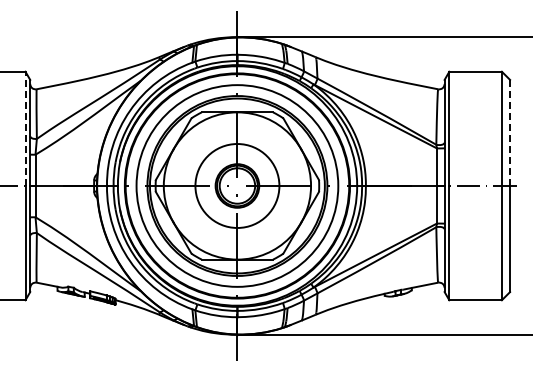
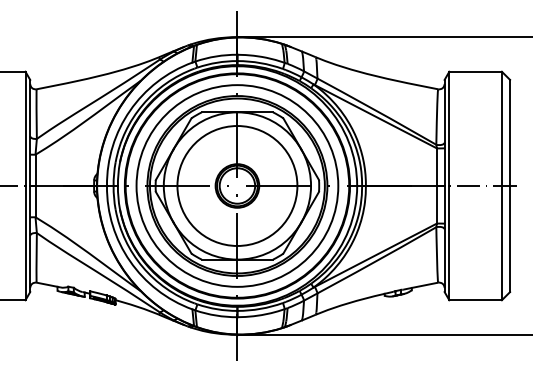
line: dashed -> solid (25, 128)
line: dashed -> solid (510, 132)
circle diameter: 84 px -> 120 px (237, 185)
